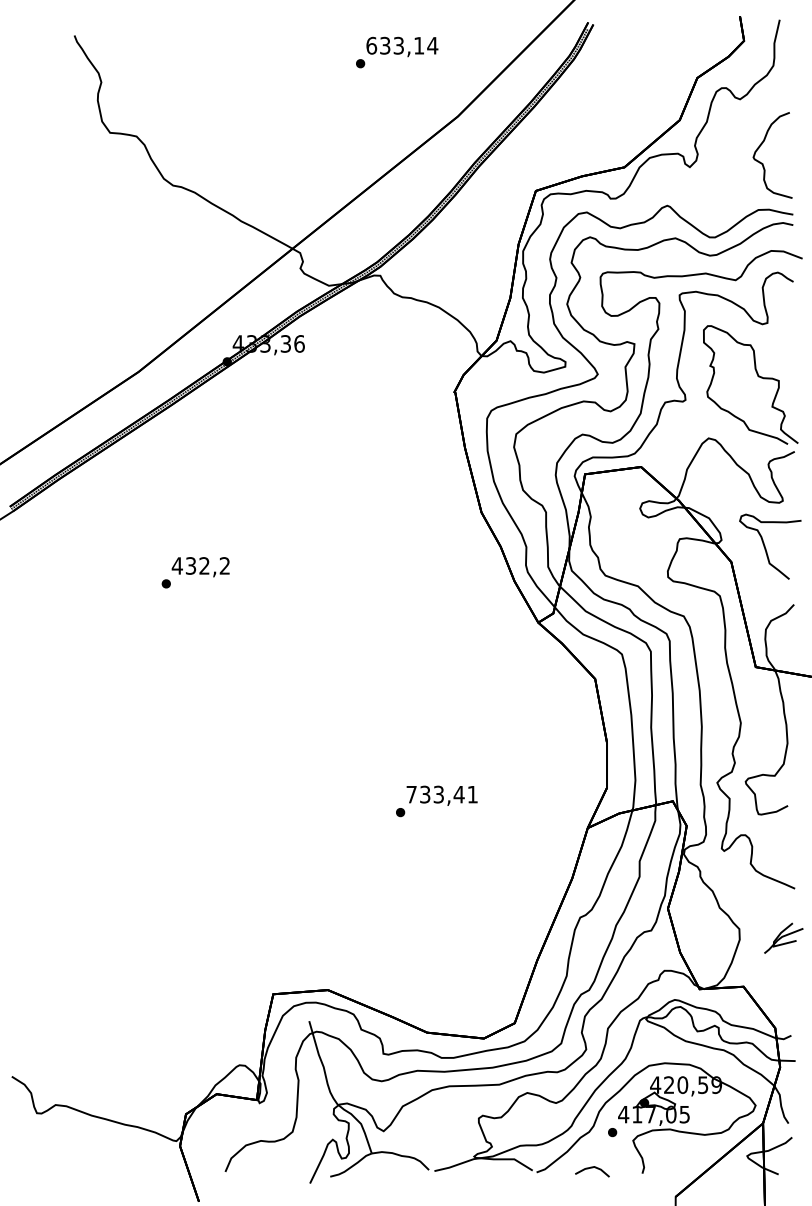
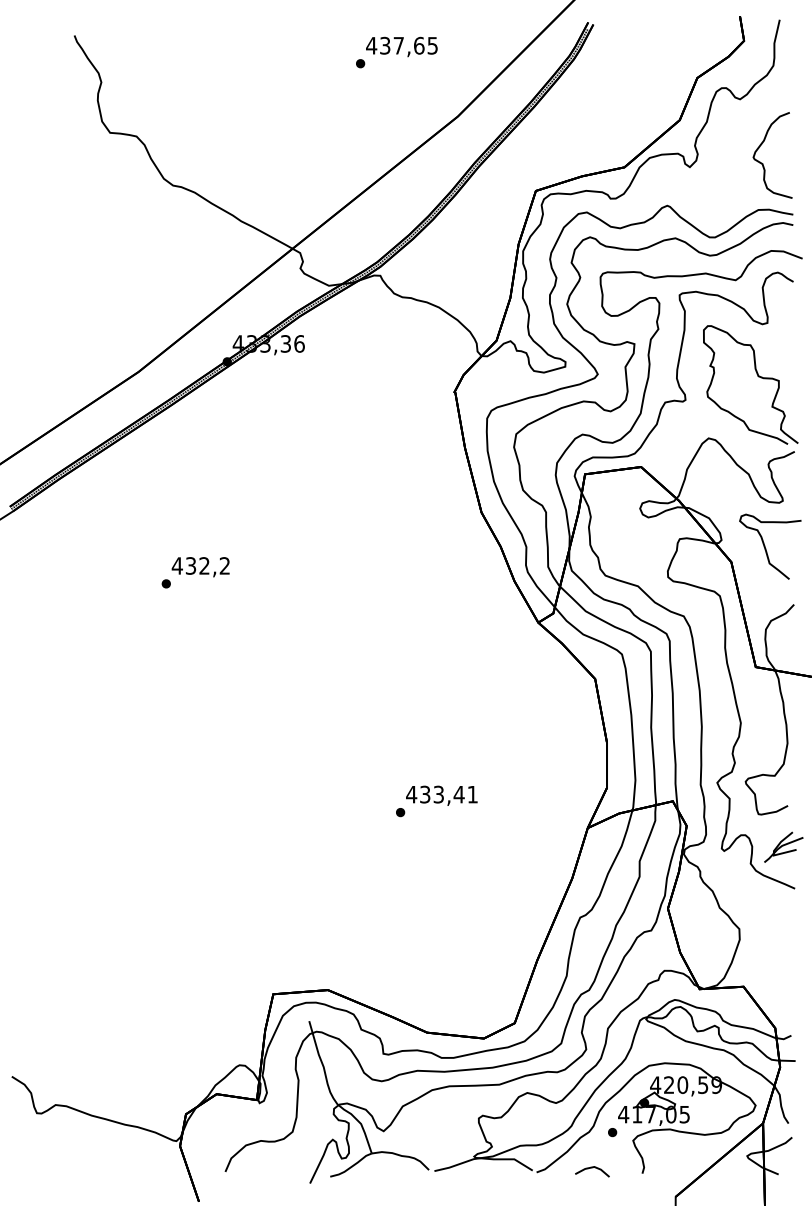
text: 633,14 -> 437,65 (402, 45)
text: 733,41 -> 433,41 (411, 794)
part position: (783, 937) -> (783, 846) (783, 846)
